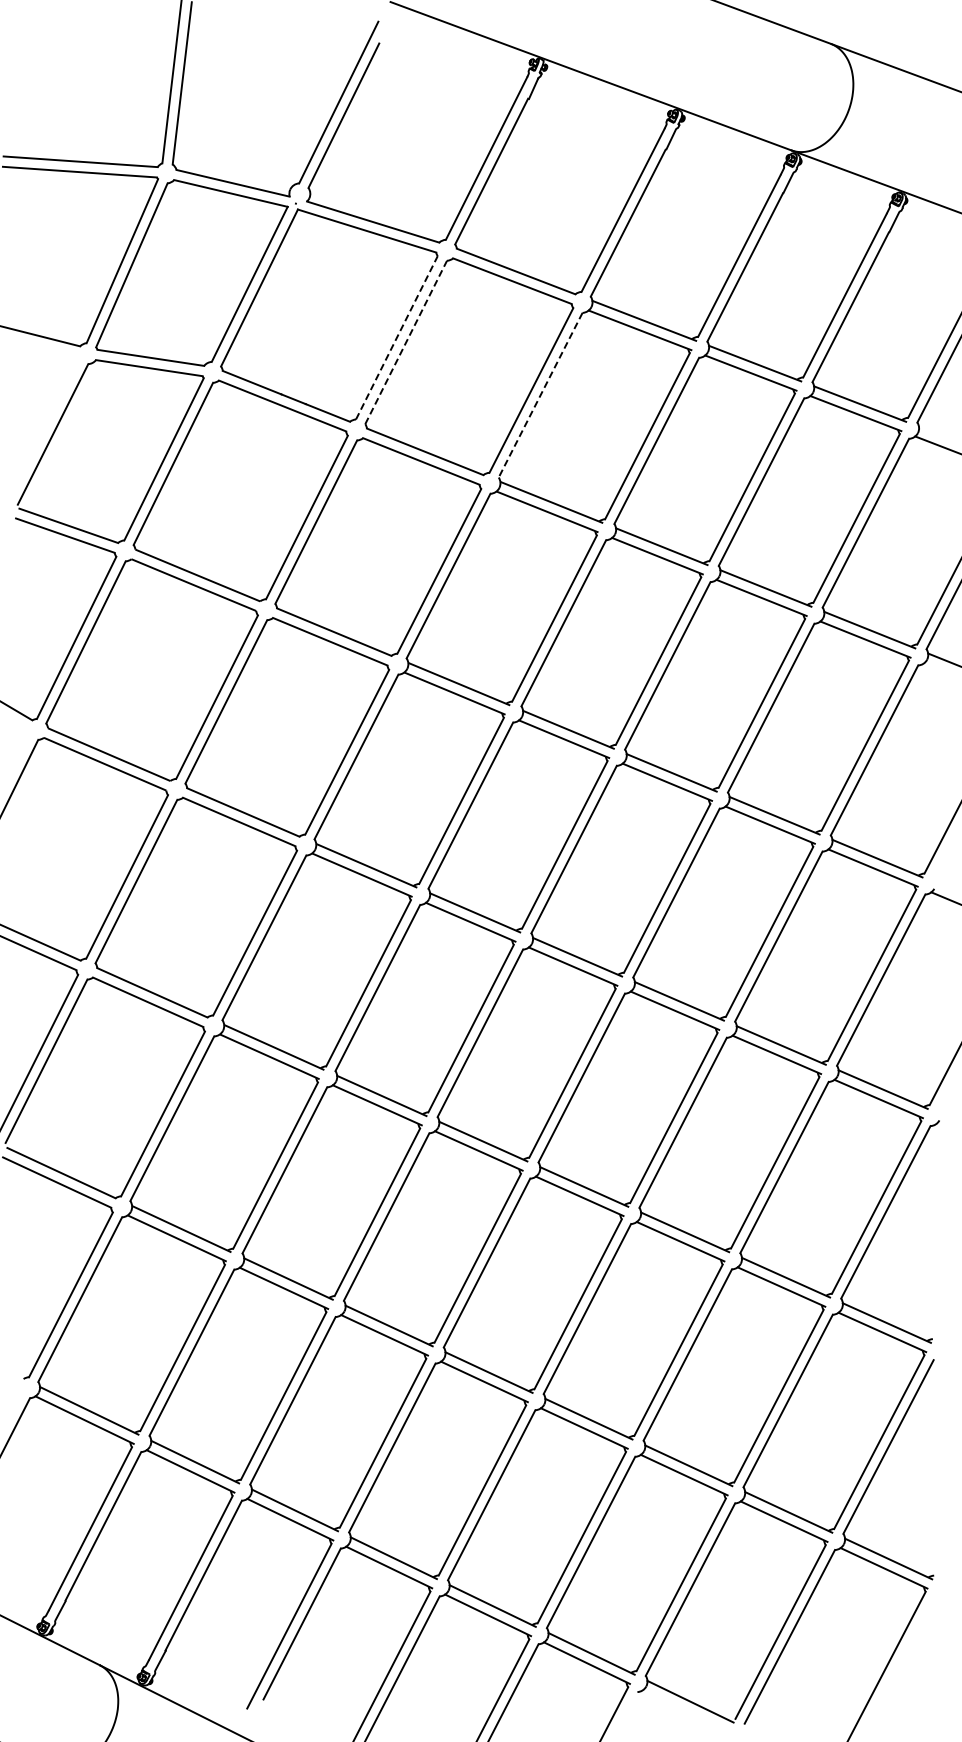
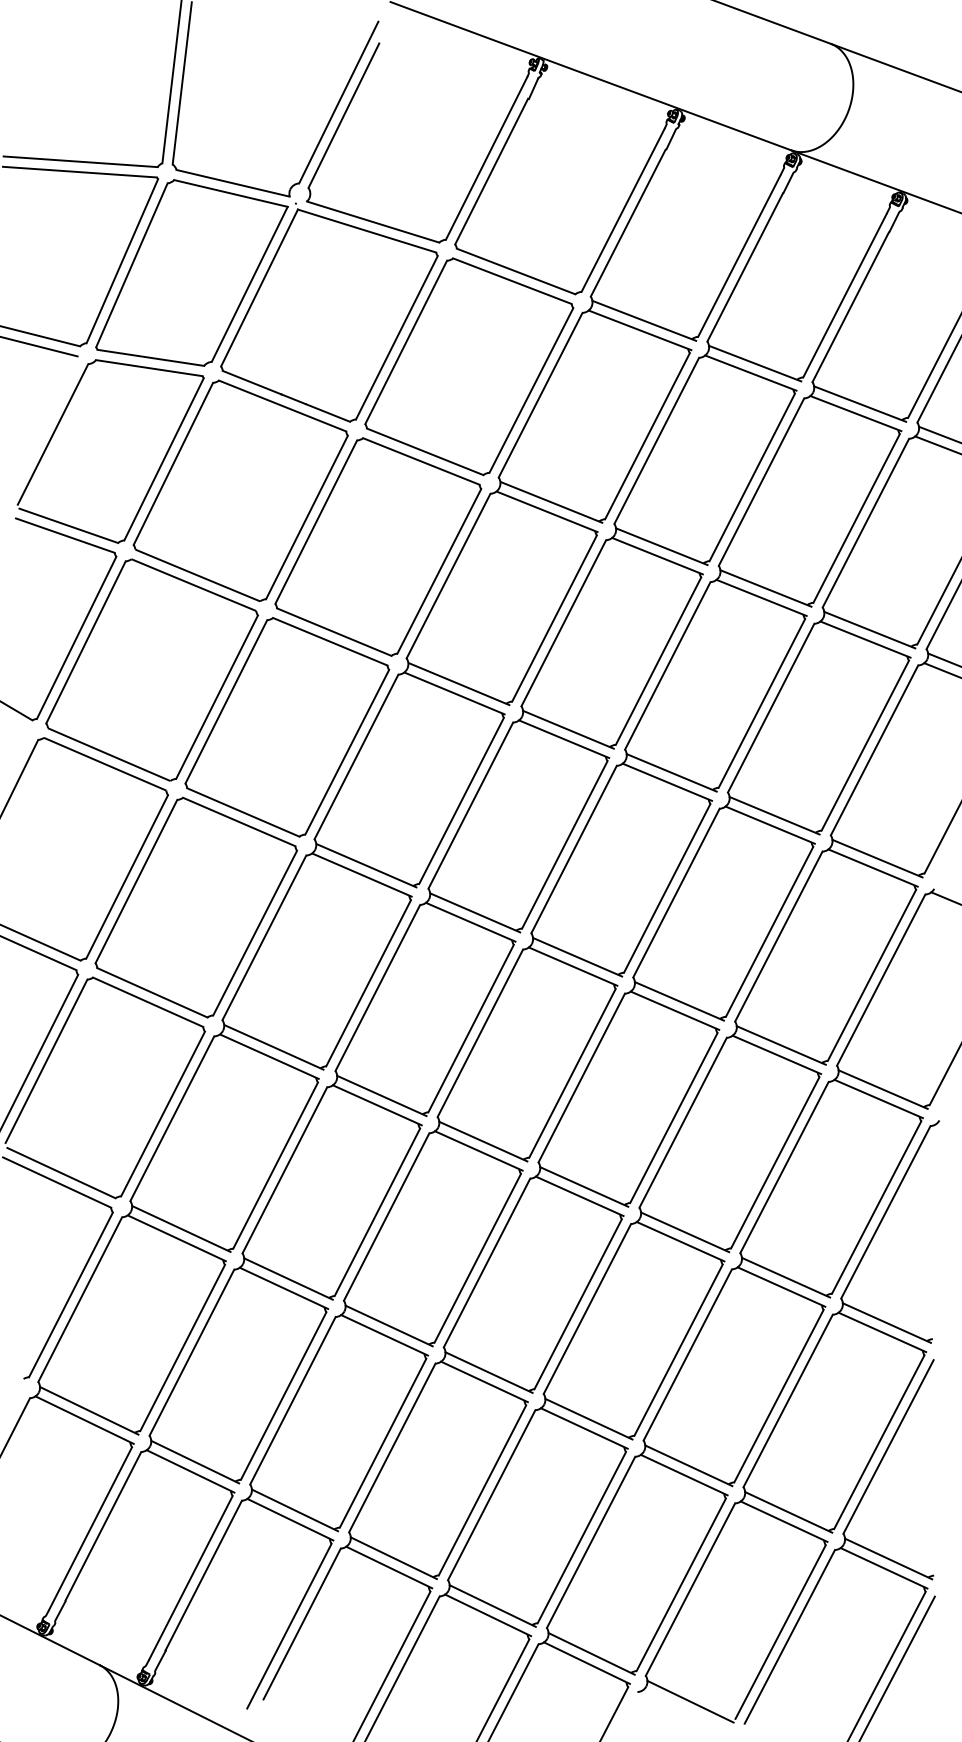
line: dashed -> solid (397, 337)
line: dashed -> solid (406, 342)
line: none -> present (39, 346)
line: dashed -> solid (540, 395)
line: none -> present (938, 433)
line: none -> present (941, 669)
line: none -> present (897, 1667)
